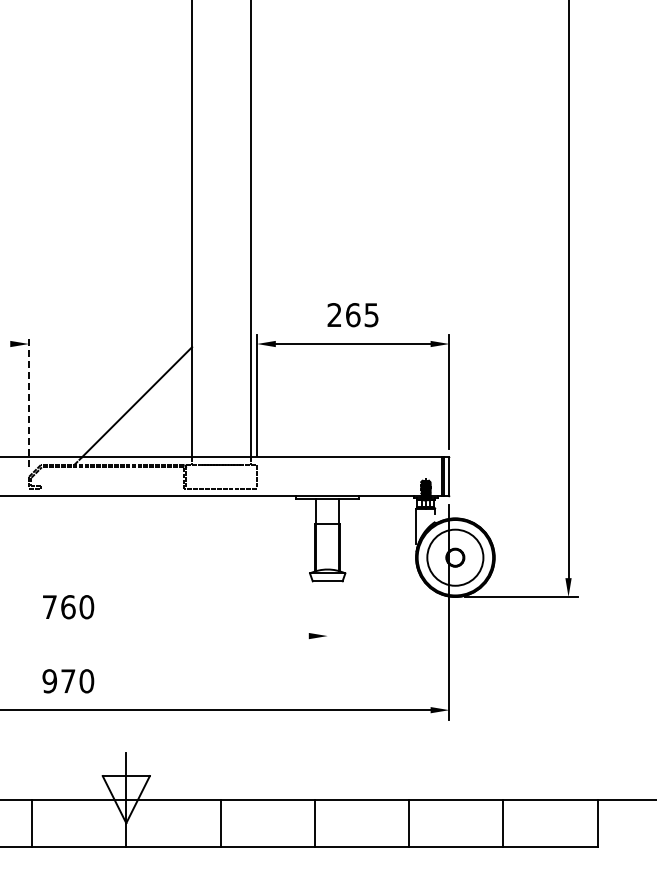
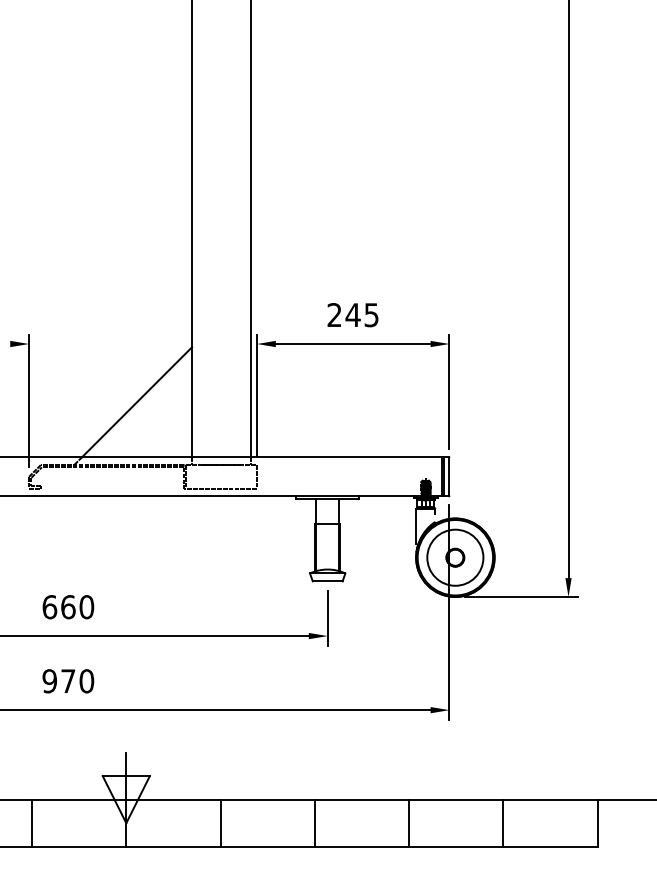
text: 265 -> 245 (352, 315)
line: dashed -> solid (29, 400)
text: 760 -> 660 (49, 607)
line: none -> present (327, 617)
line: none -> present (155, 636)
